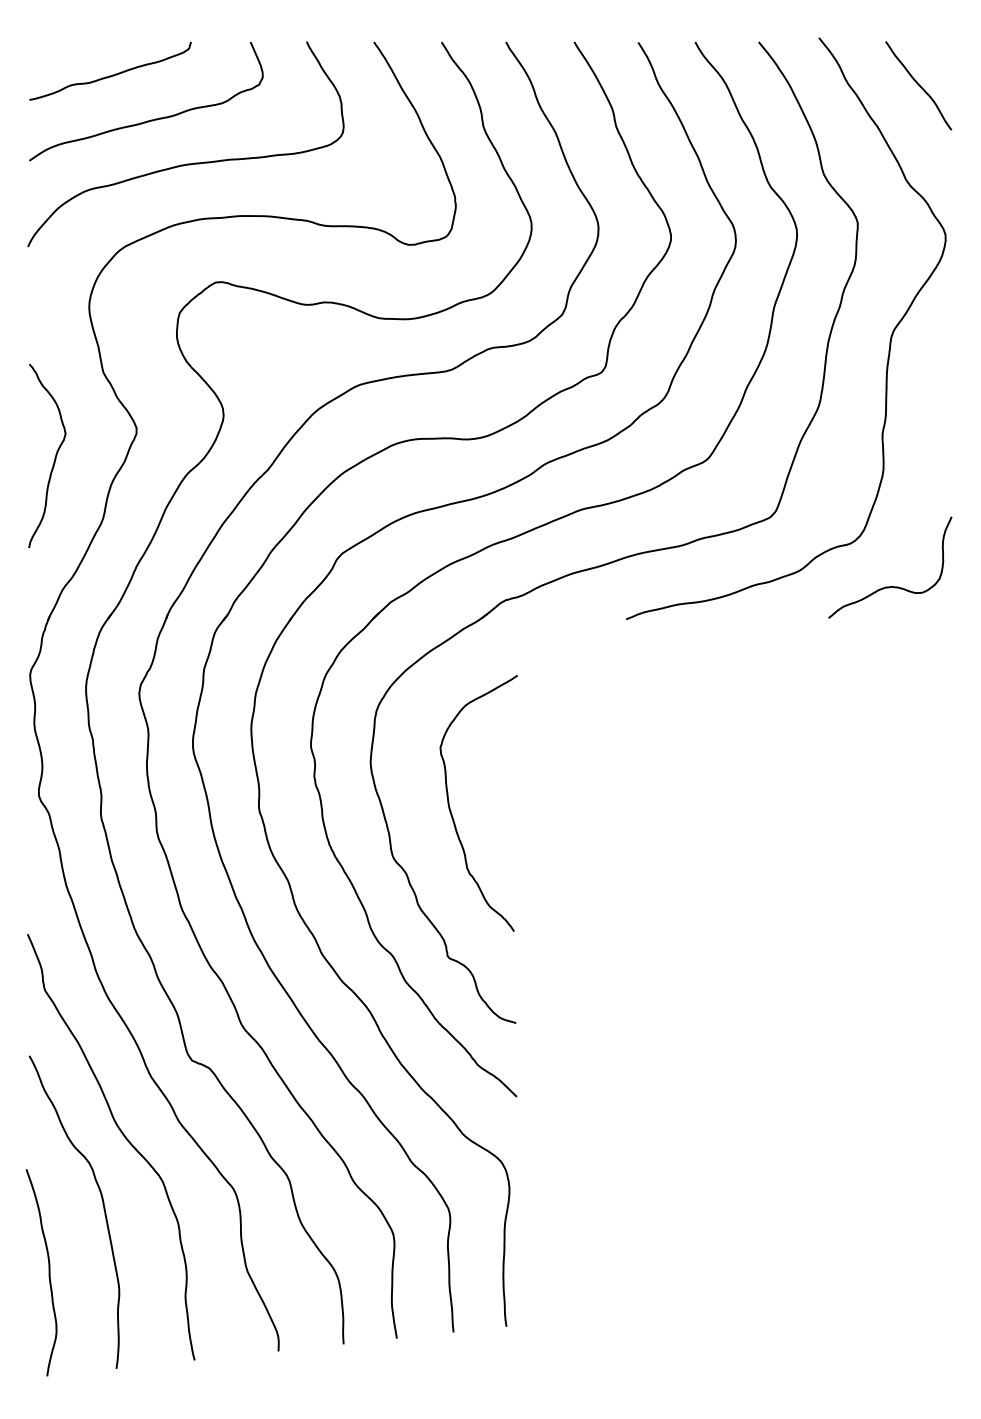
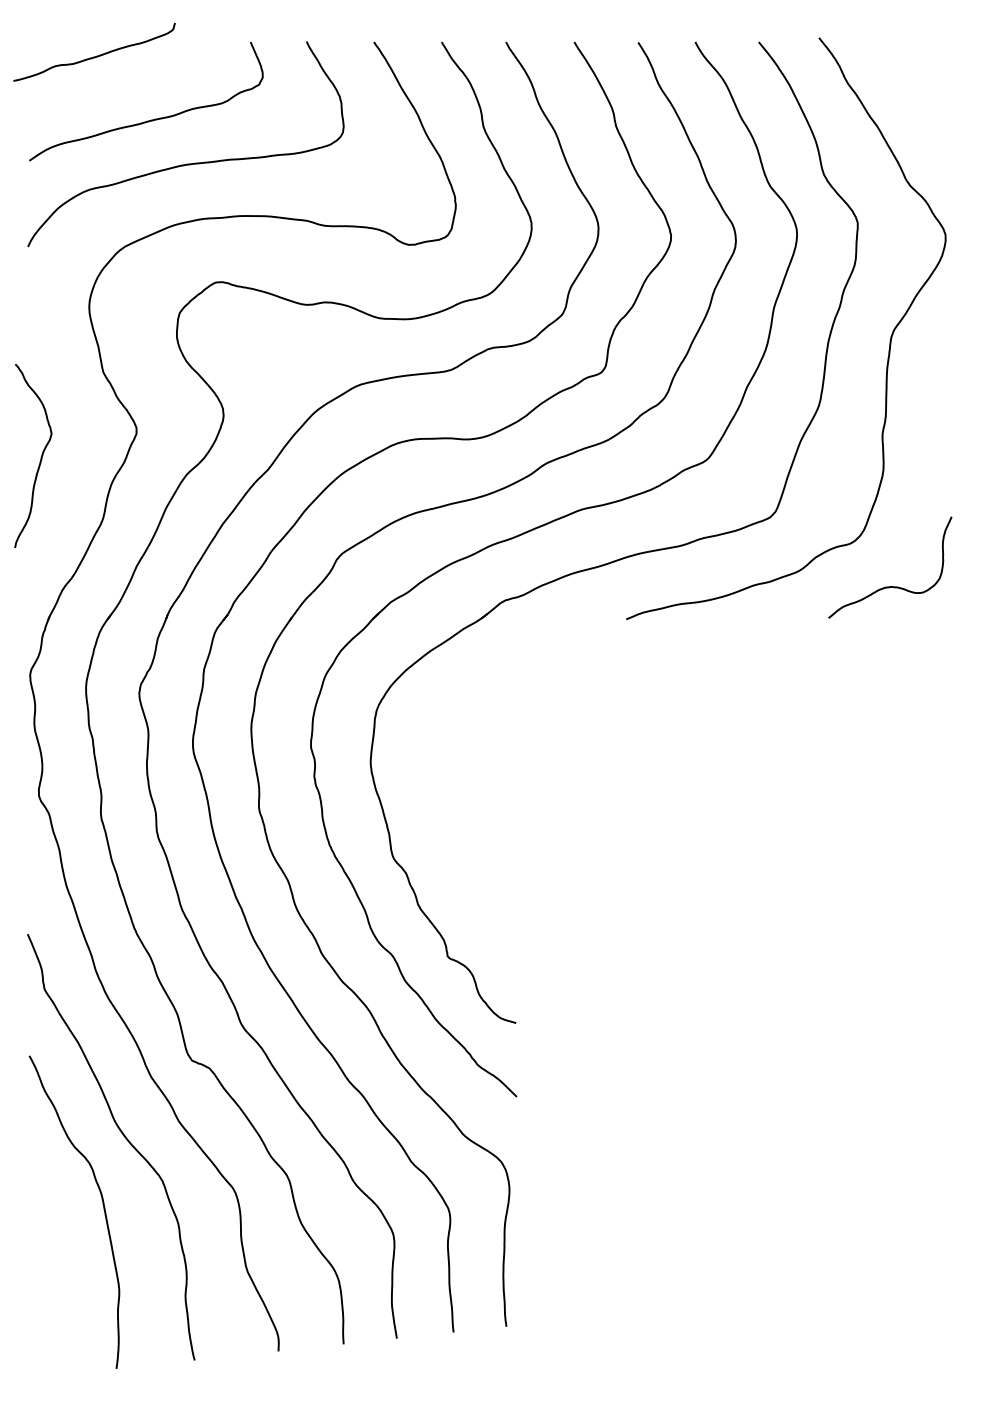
curve position: (112, 74) -> (96, 55) (96, 55)
curve: present -> none (918, 85)
curve position: (54, 457) -> (40, 457) (40, 457)
curve: present -> none (451, 810)
curve: present -> none (48, 1272)
